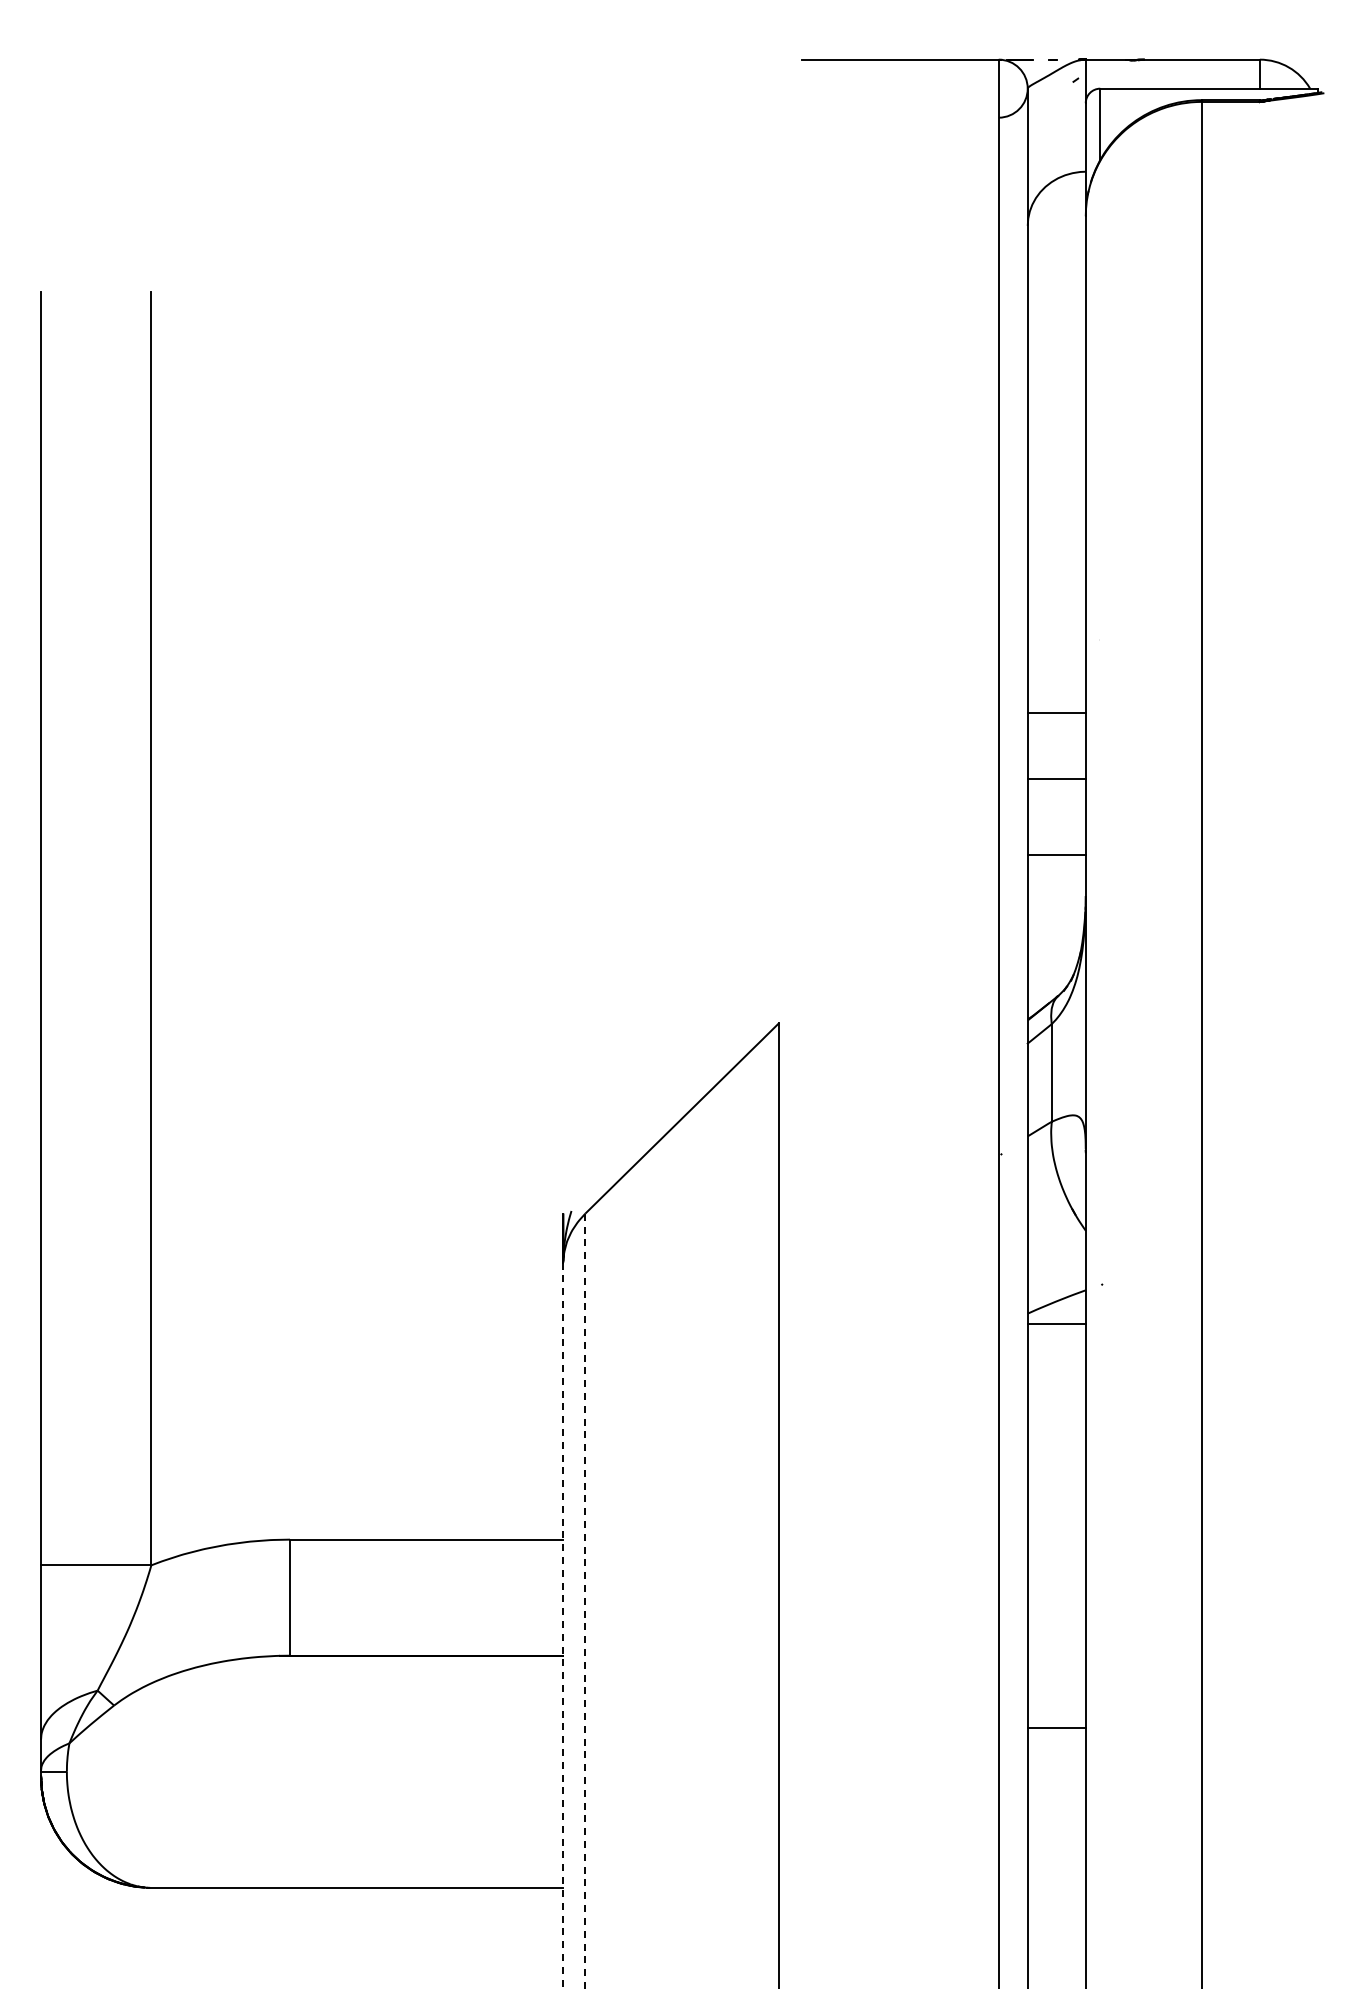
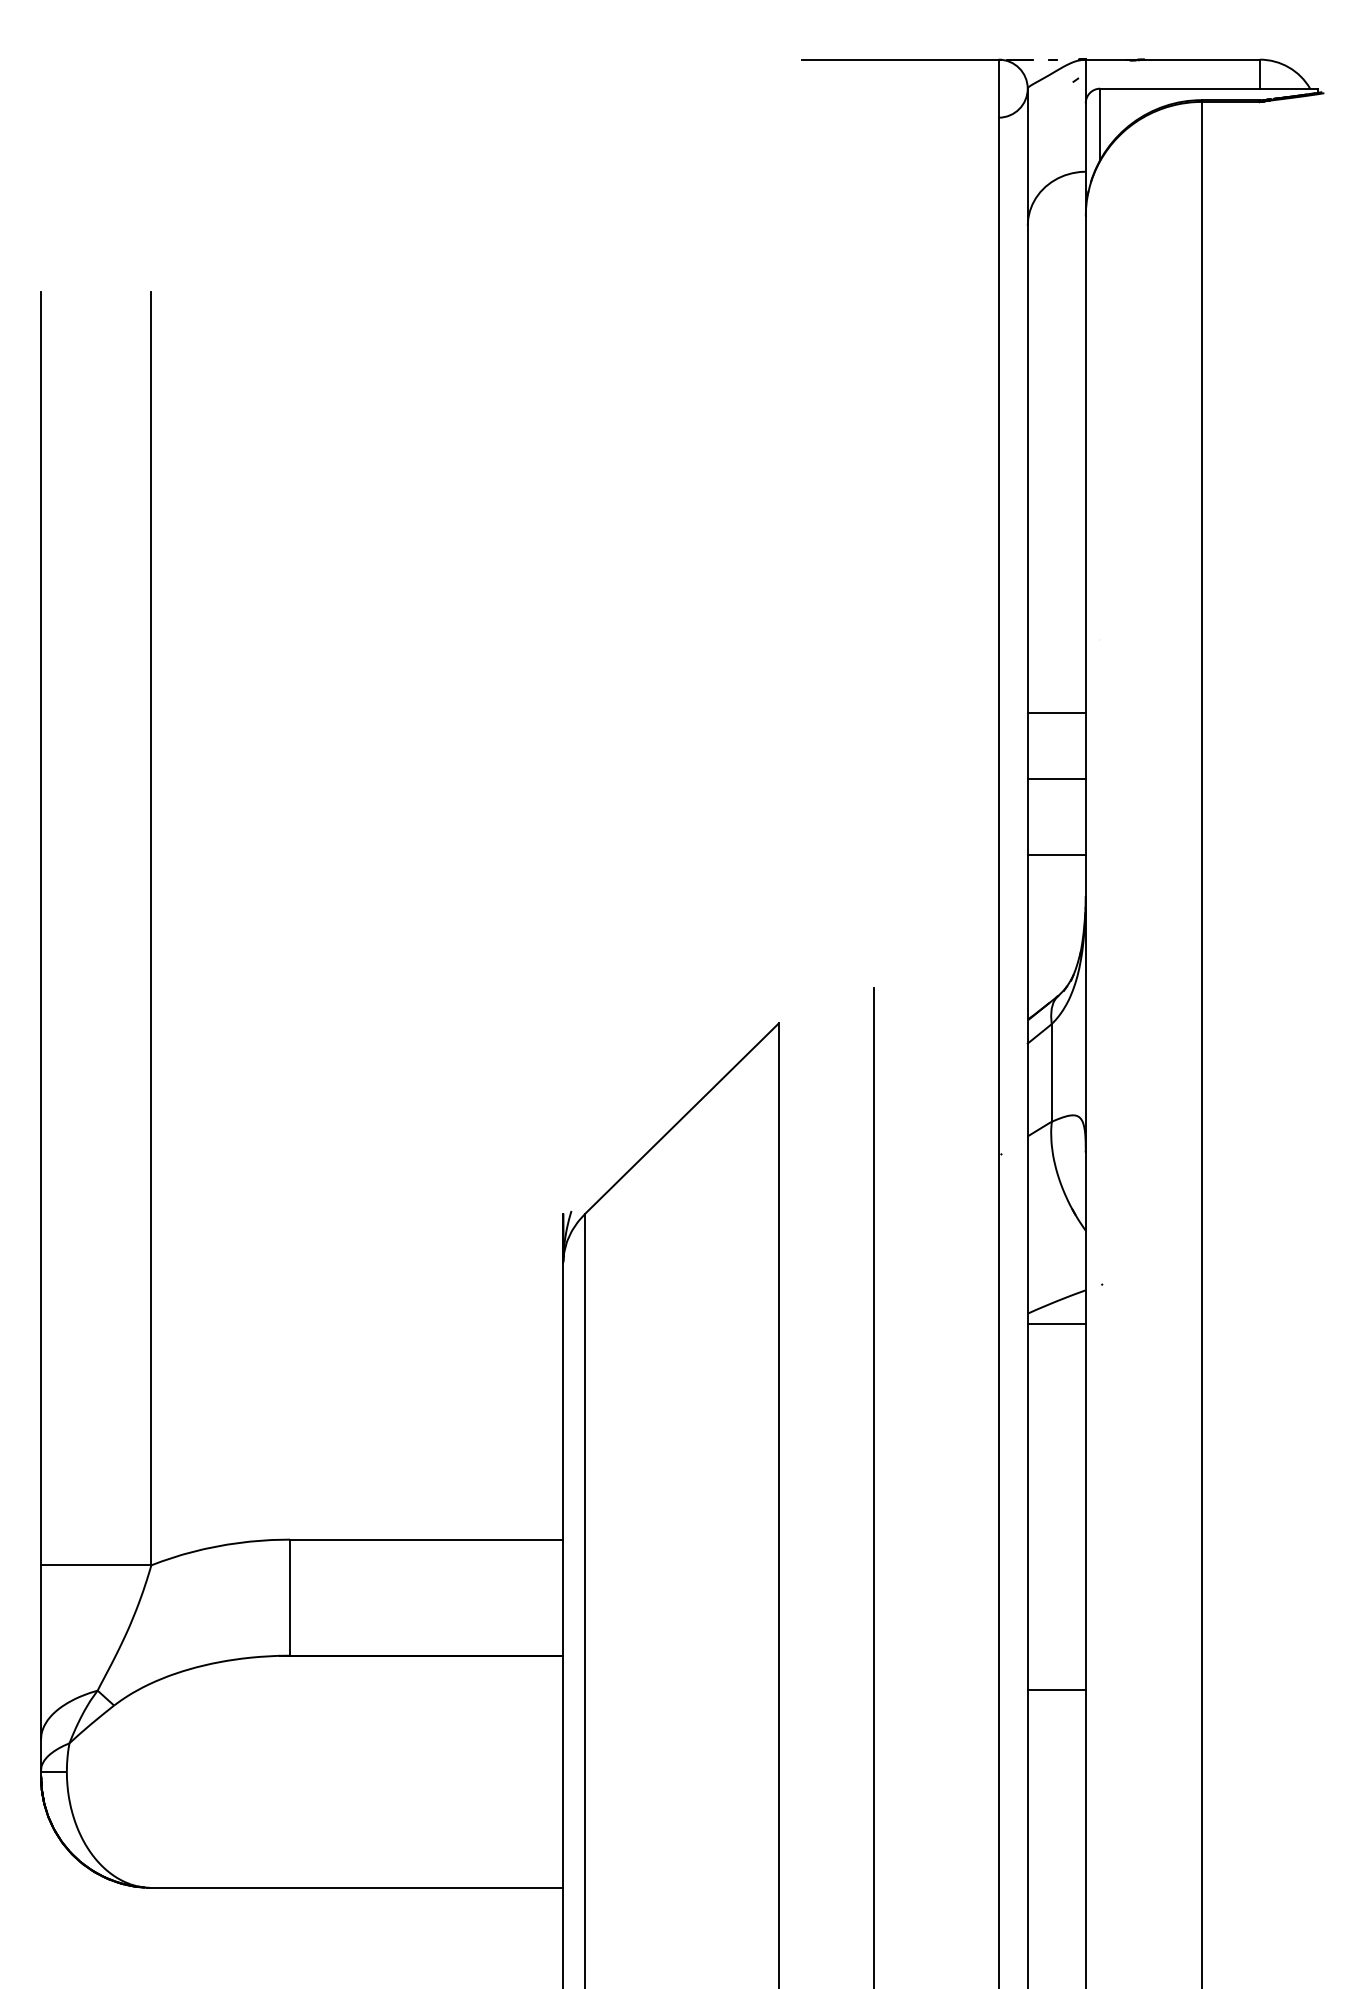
line: none -> present (873, 1486)
line: dashed -> solid (585, 1601)
line: dashed -> solid (563, 1625)
line position: (1056, 1727) -> (1056, 1689) (1056, 1689)
